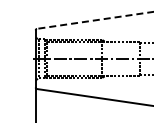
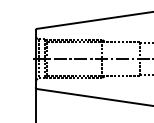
line: dashed -> solid (95, 20)
